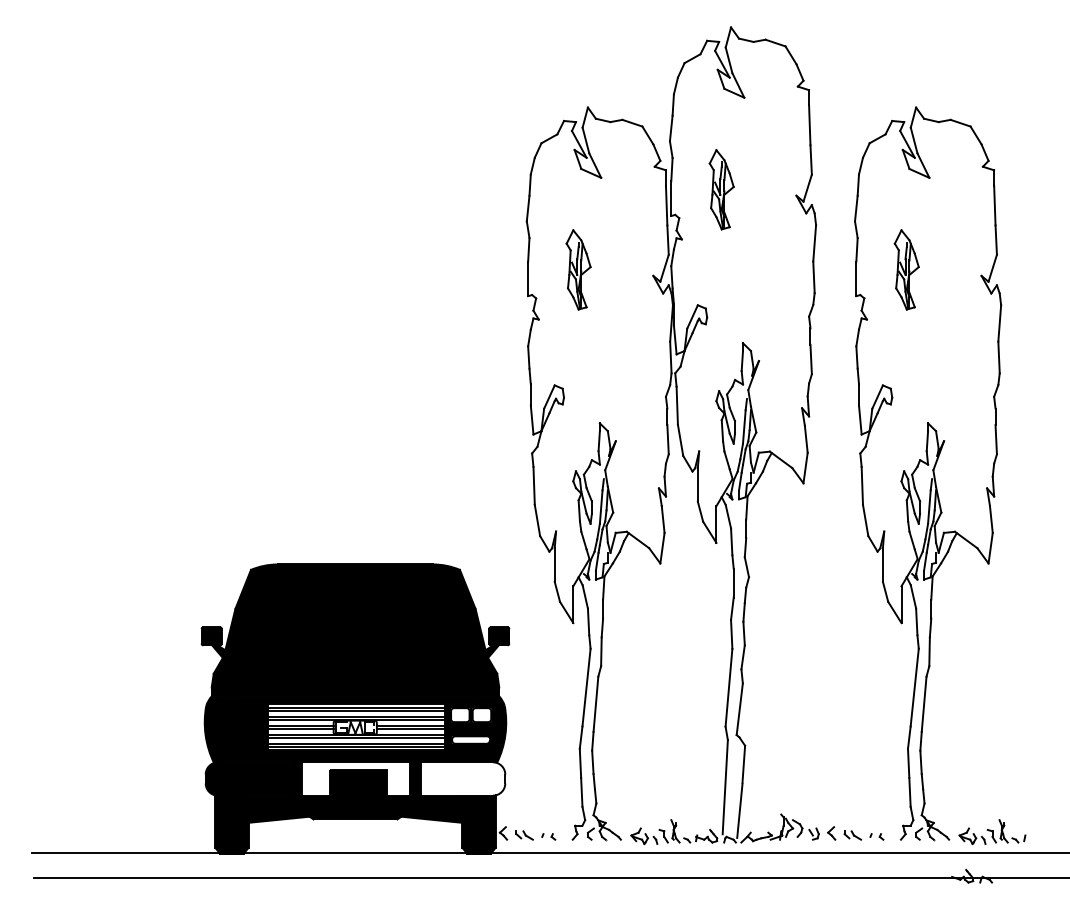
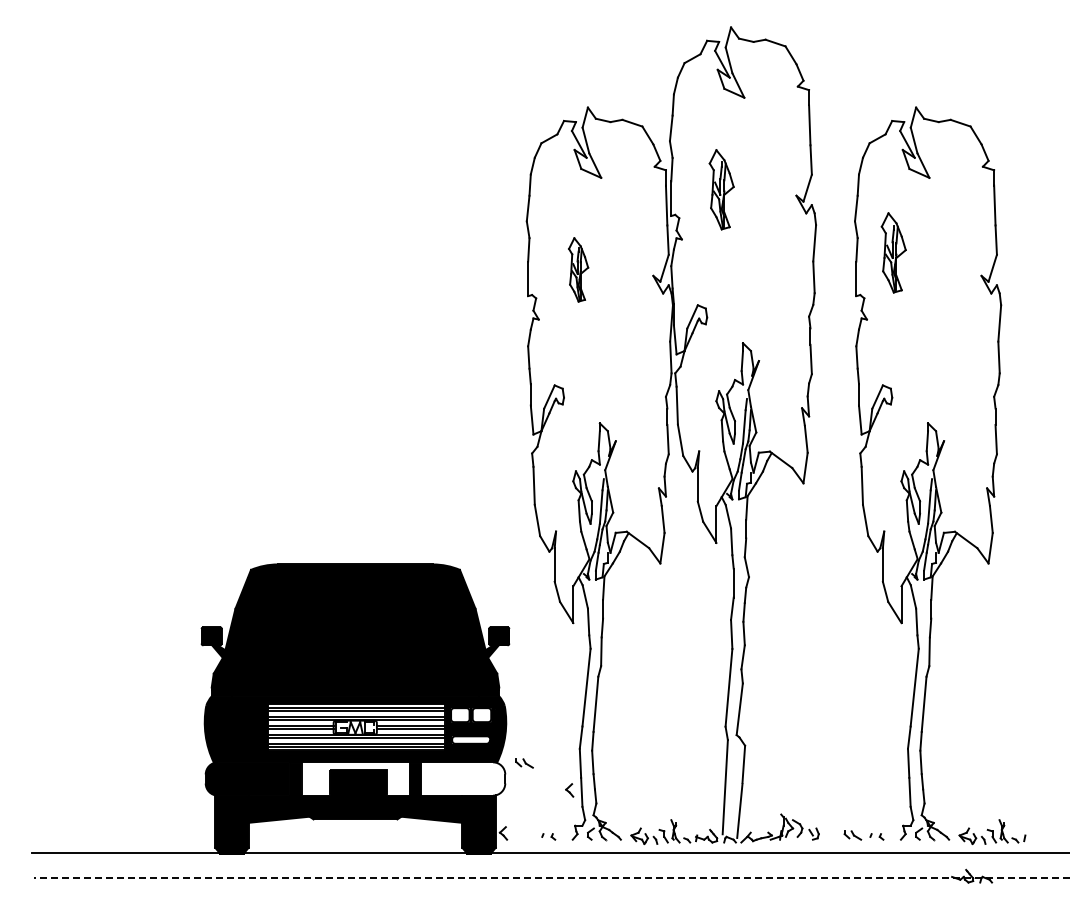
part size: 27x82 px -> 22x66 px (578, 269)
part position: (906, 269) -> (893, 252) (893, 252)
part position: (831, 833) -> (569, 790) (569, 790)
part position: (524, 835) -> (524, 763) (524, 763)
line: solid -> dashed (551, 877)
